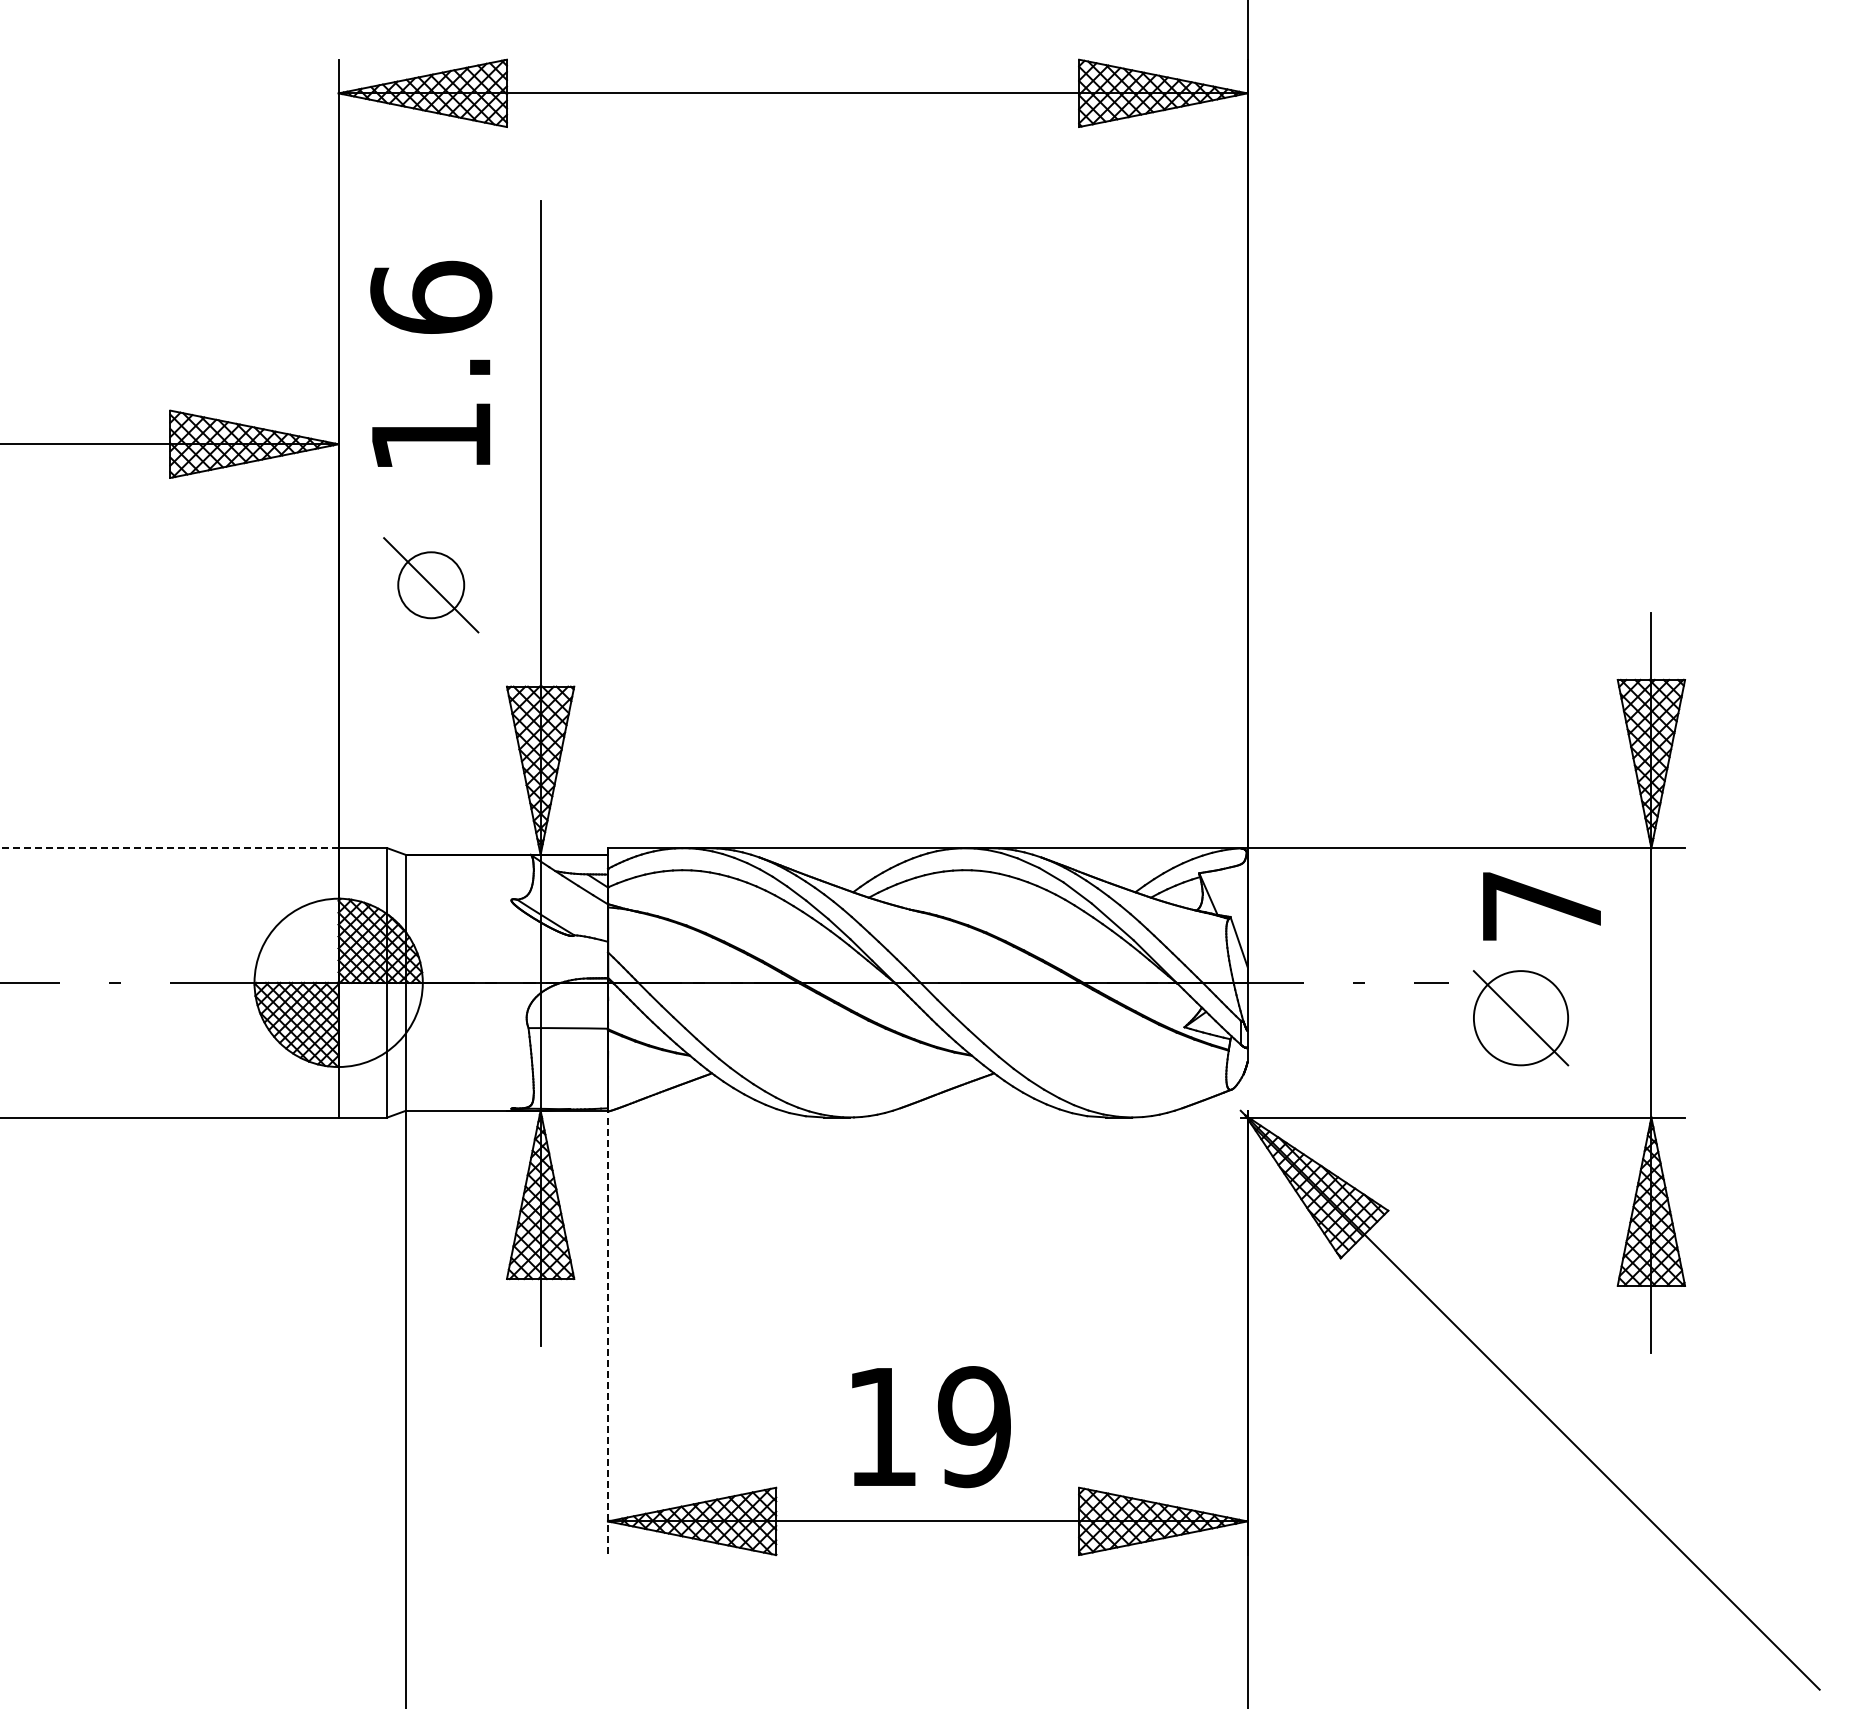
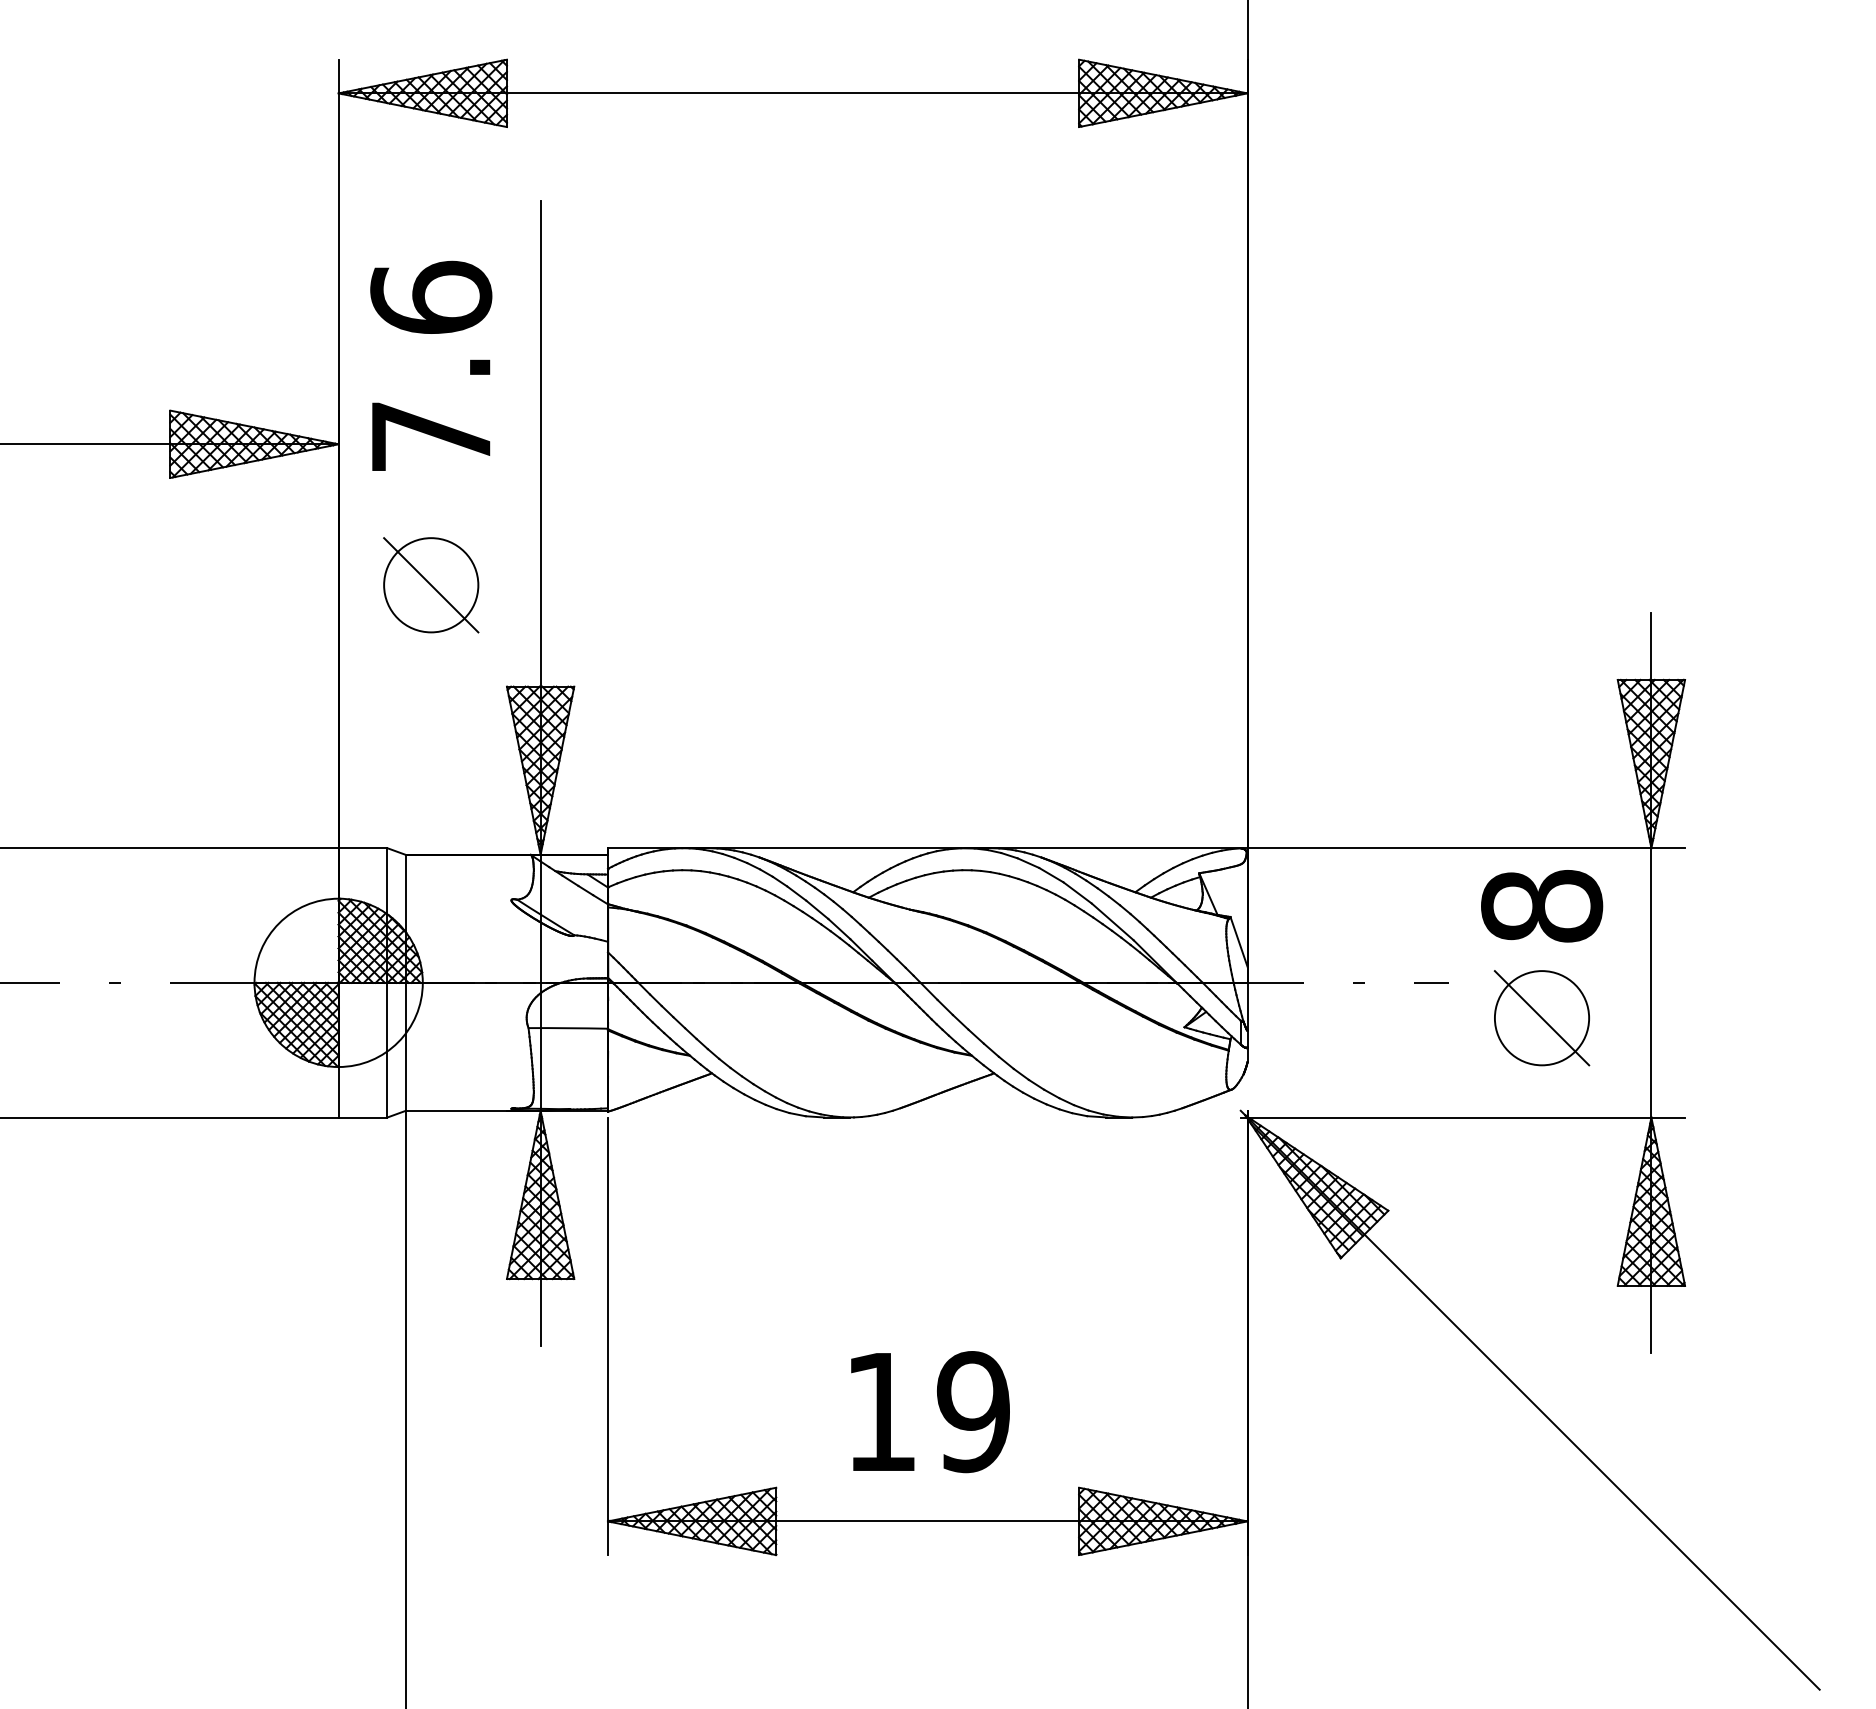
text: 1.6 -> 7.6 (431, 436)
circle diameter: 66 px -> 94 px (431, 585)
line: dashed -> solid (169, 848)
text: 7 -> 8 (1542, 906)
part position: (1520, 1018) -> (1541, 1018) (1541, 1018)
line: dashed -> solid (607, 1336)
text position: (931, 1427) -> (930, 1412) (930, 1412)
